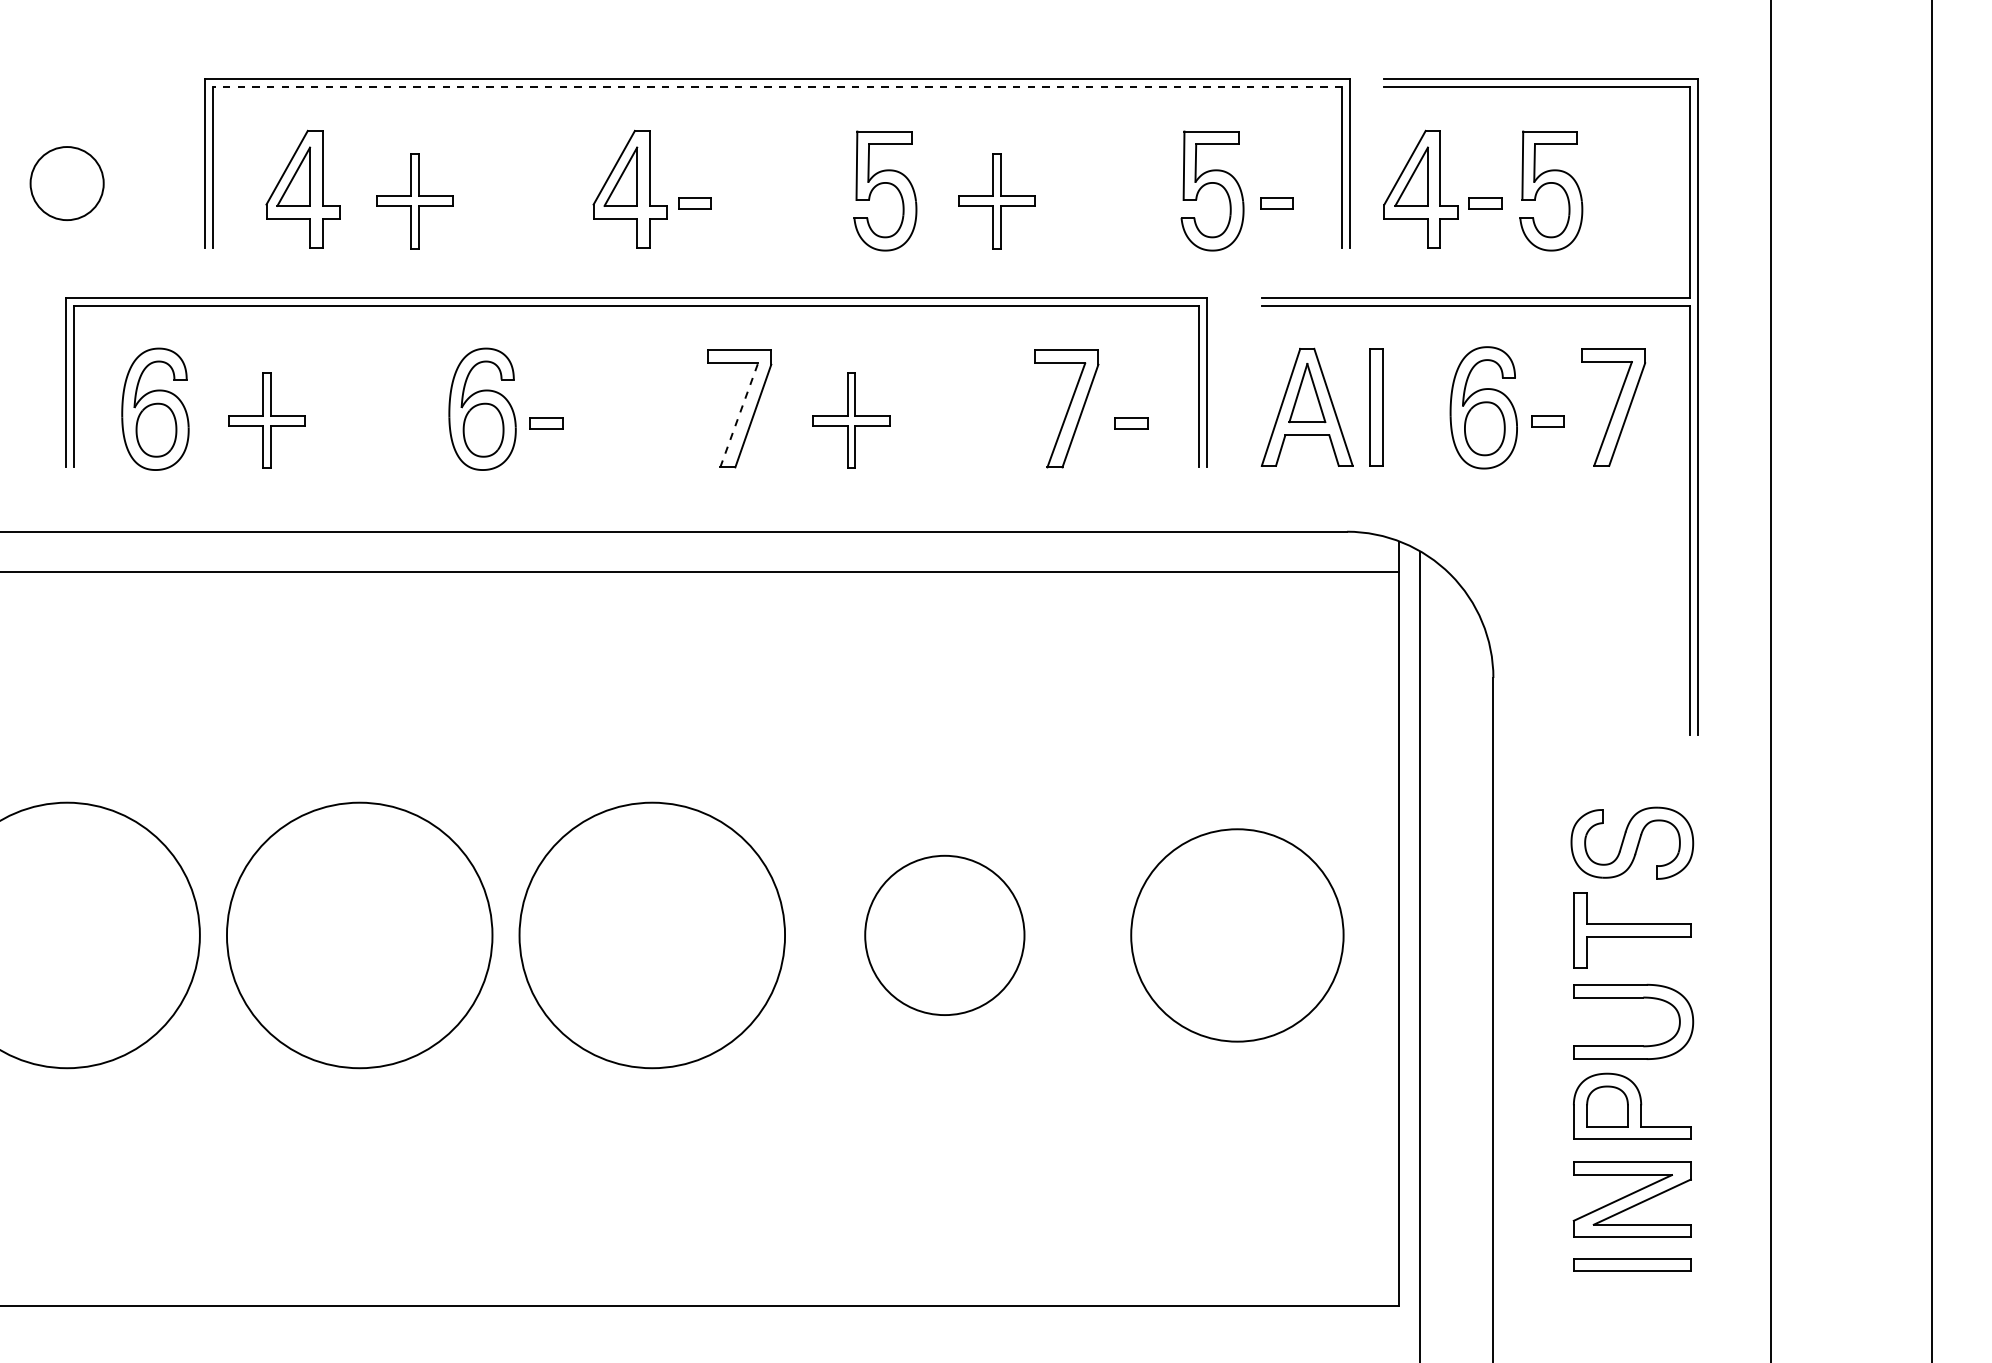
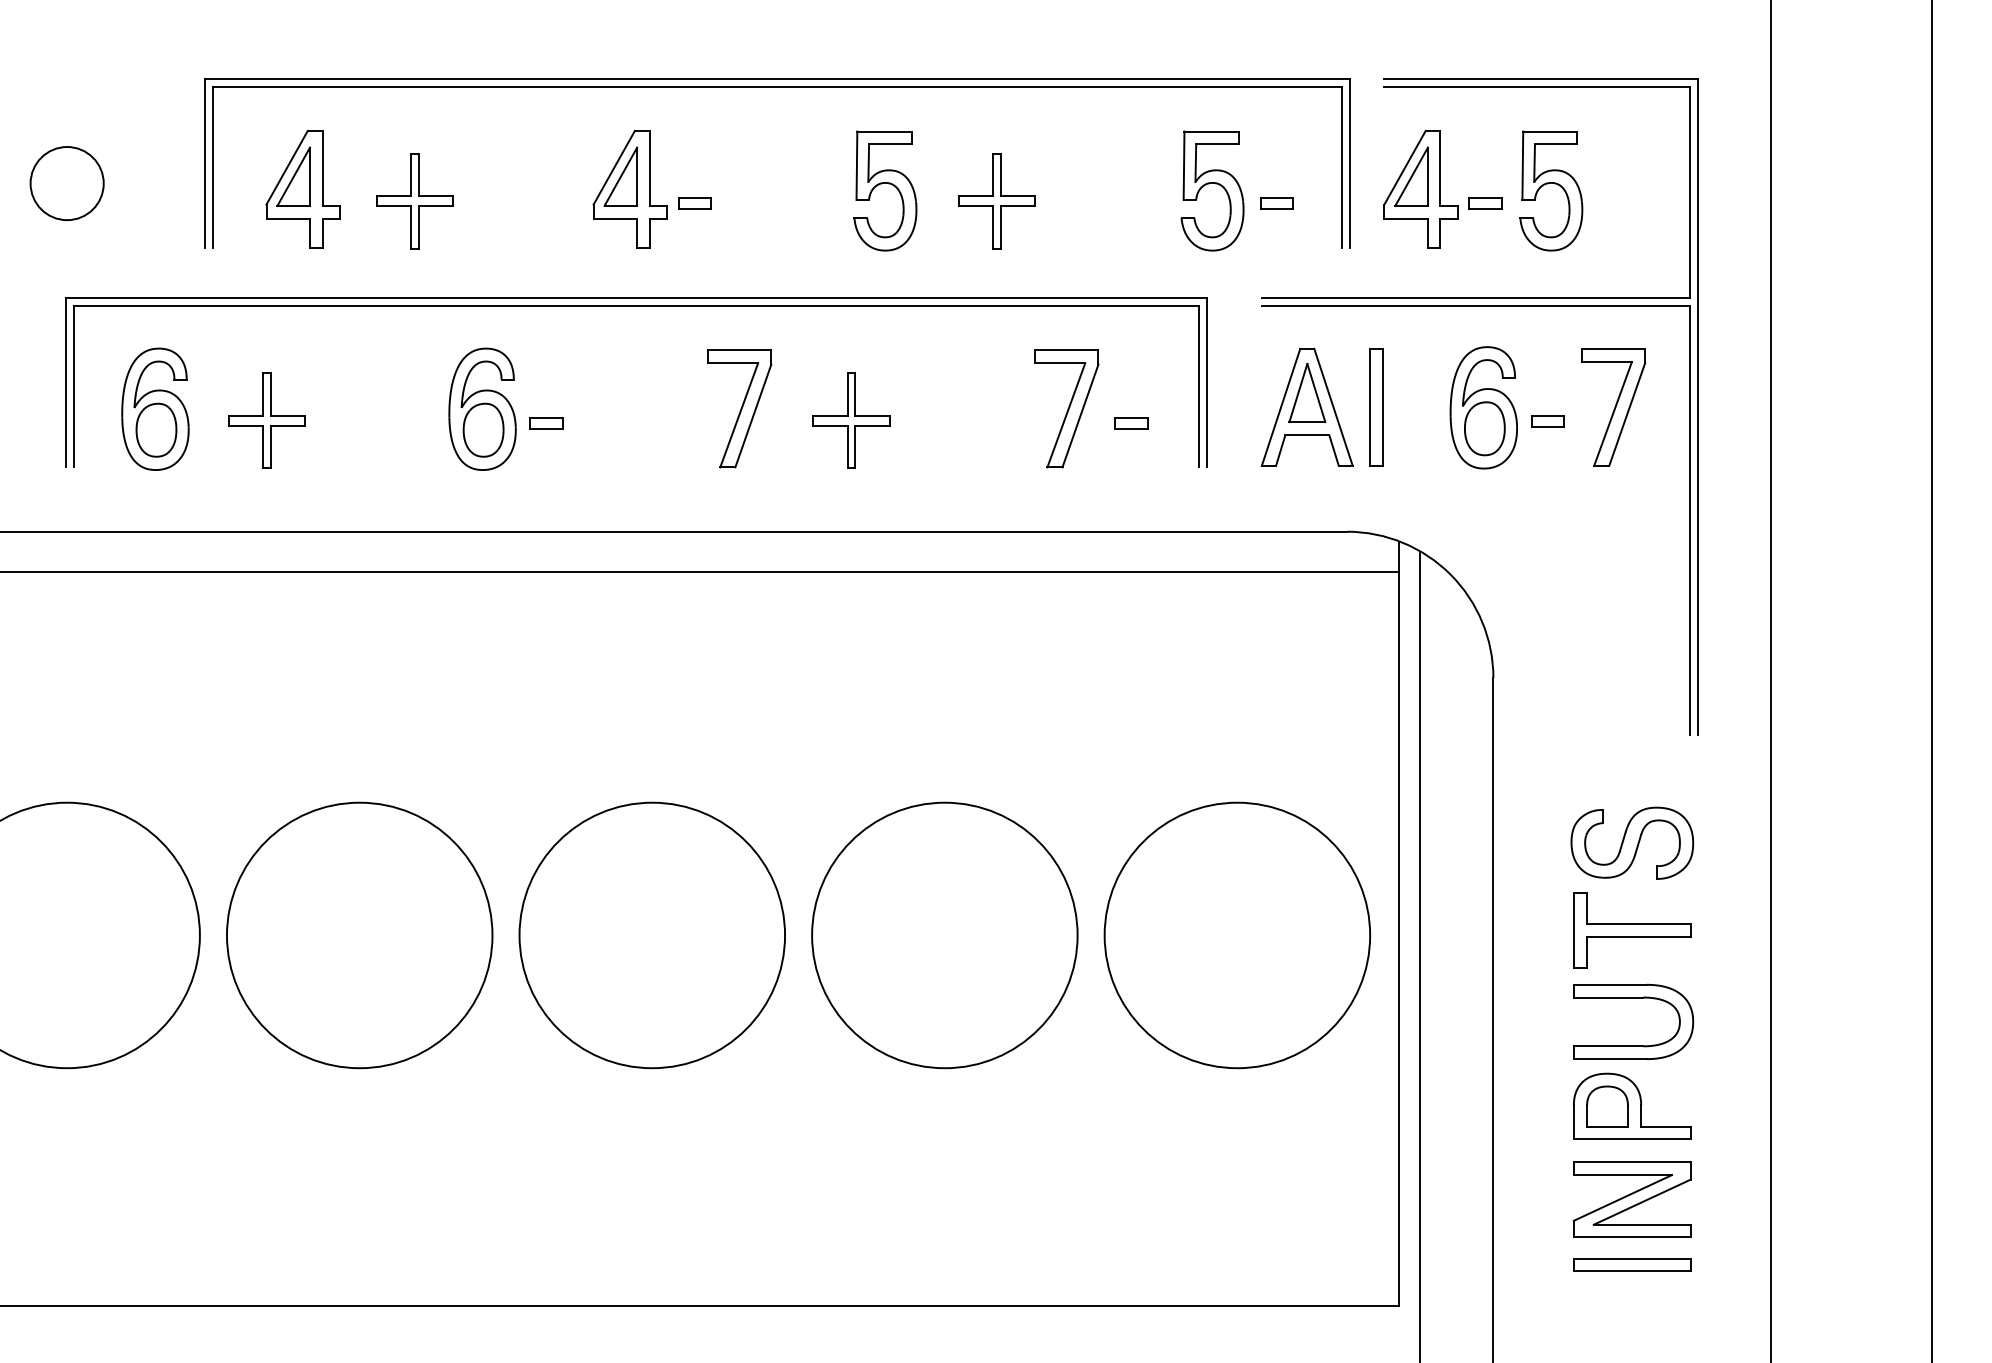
line: dashed -> solid (777, 87)
line: dashed -> solid (739, 414)
circle diameter: 159 px -> 265 px (944, 935)
circle diameter: 212 px -> 265 px (1237, 935)
